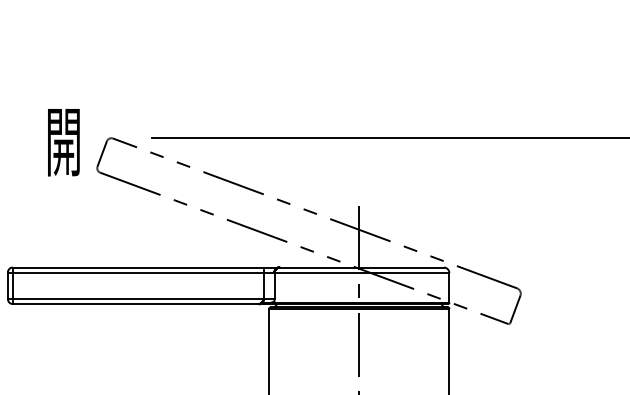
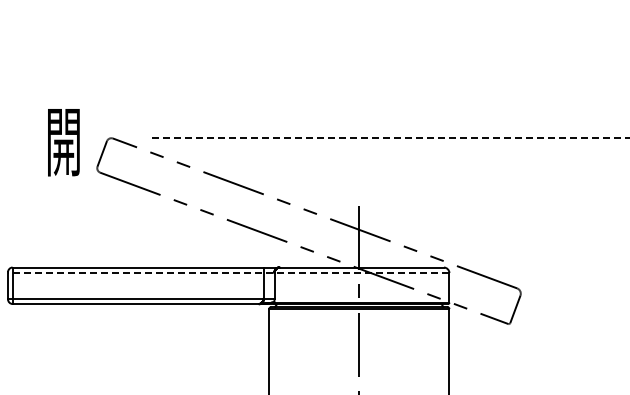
line: solid -> dashed (390, 138)
line: solid -> dashed (228, 273)
